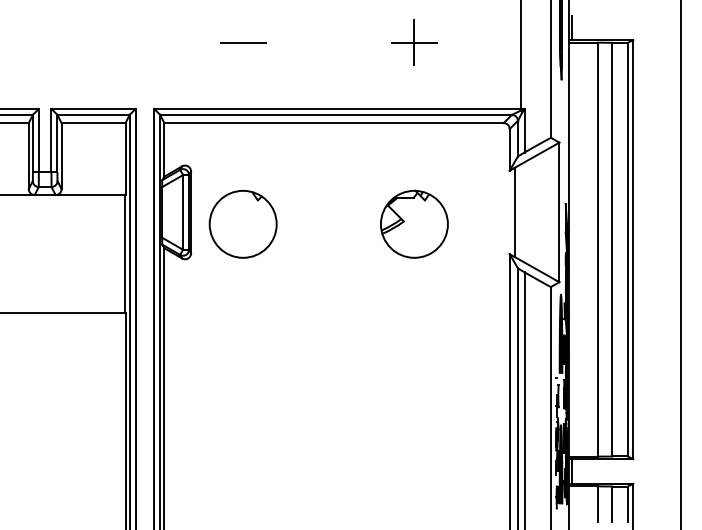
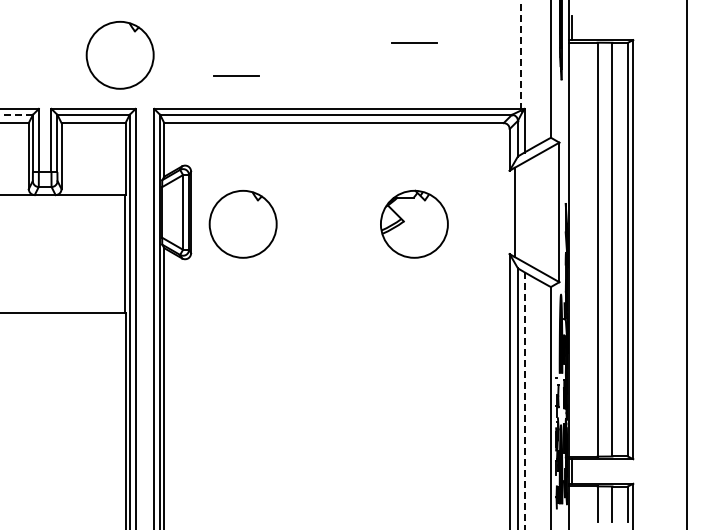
line position: (243, 42) -> (236, 75) (236, 75)
line: present -> none (414, 42)
part: none -> present (119, 55)
line: solid -> dashed (521, 55)
line: solid -> dashed (16, 114)
line position: (680, 264) -> (686, 264) (686, 264)
line: solid -> dashed (524, 400)
